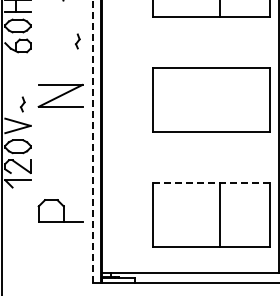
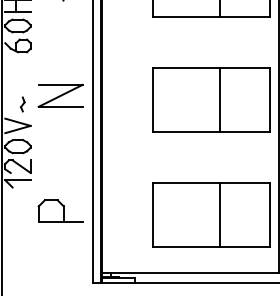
part: present -> none (77, 41)
line: none -> present (219, 99)
line: dashed -> solid (92, 141)
line: dashed -> solid (211, 182)
